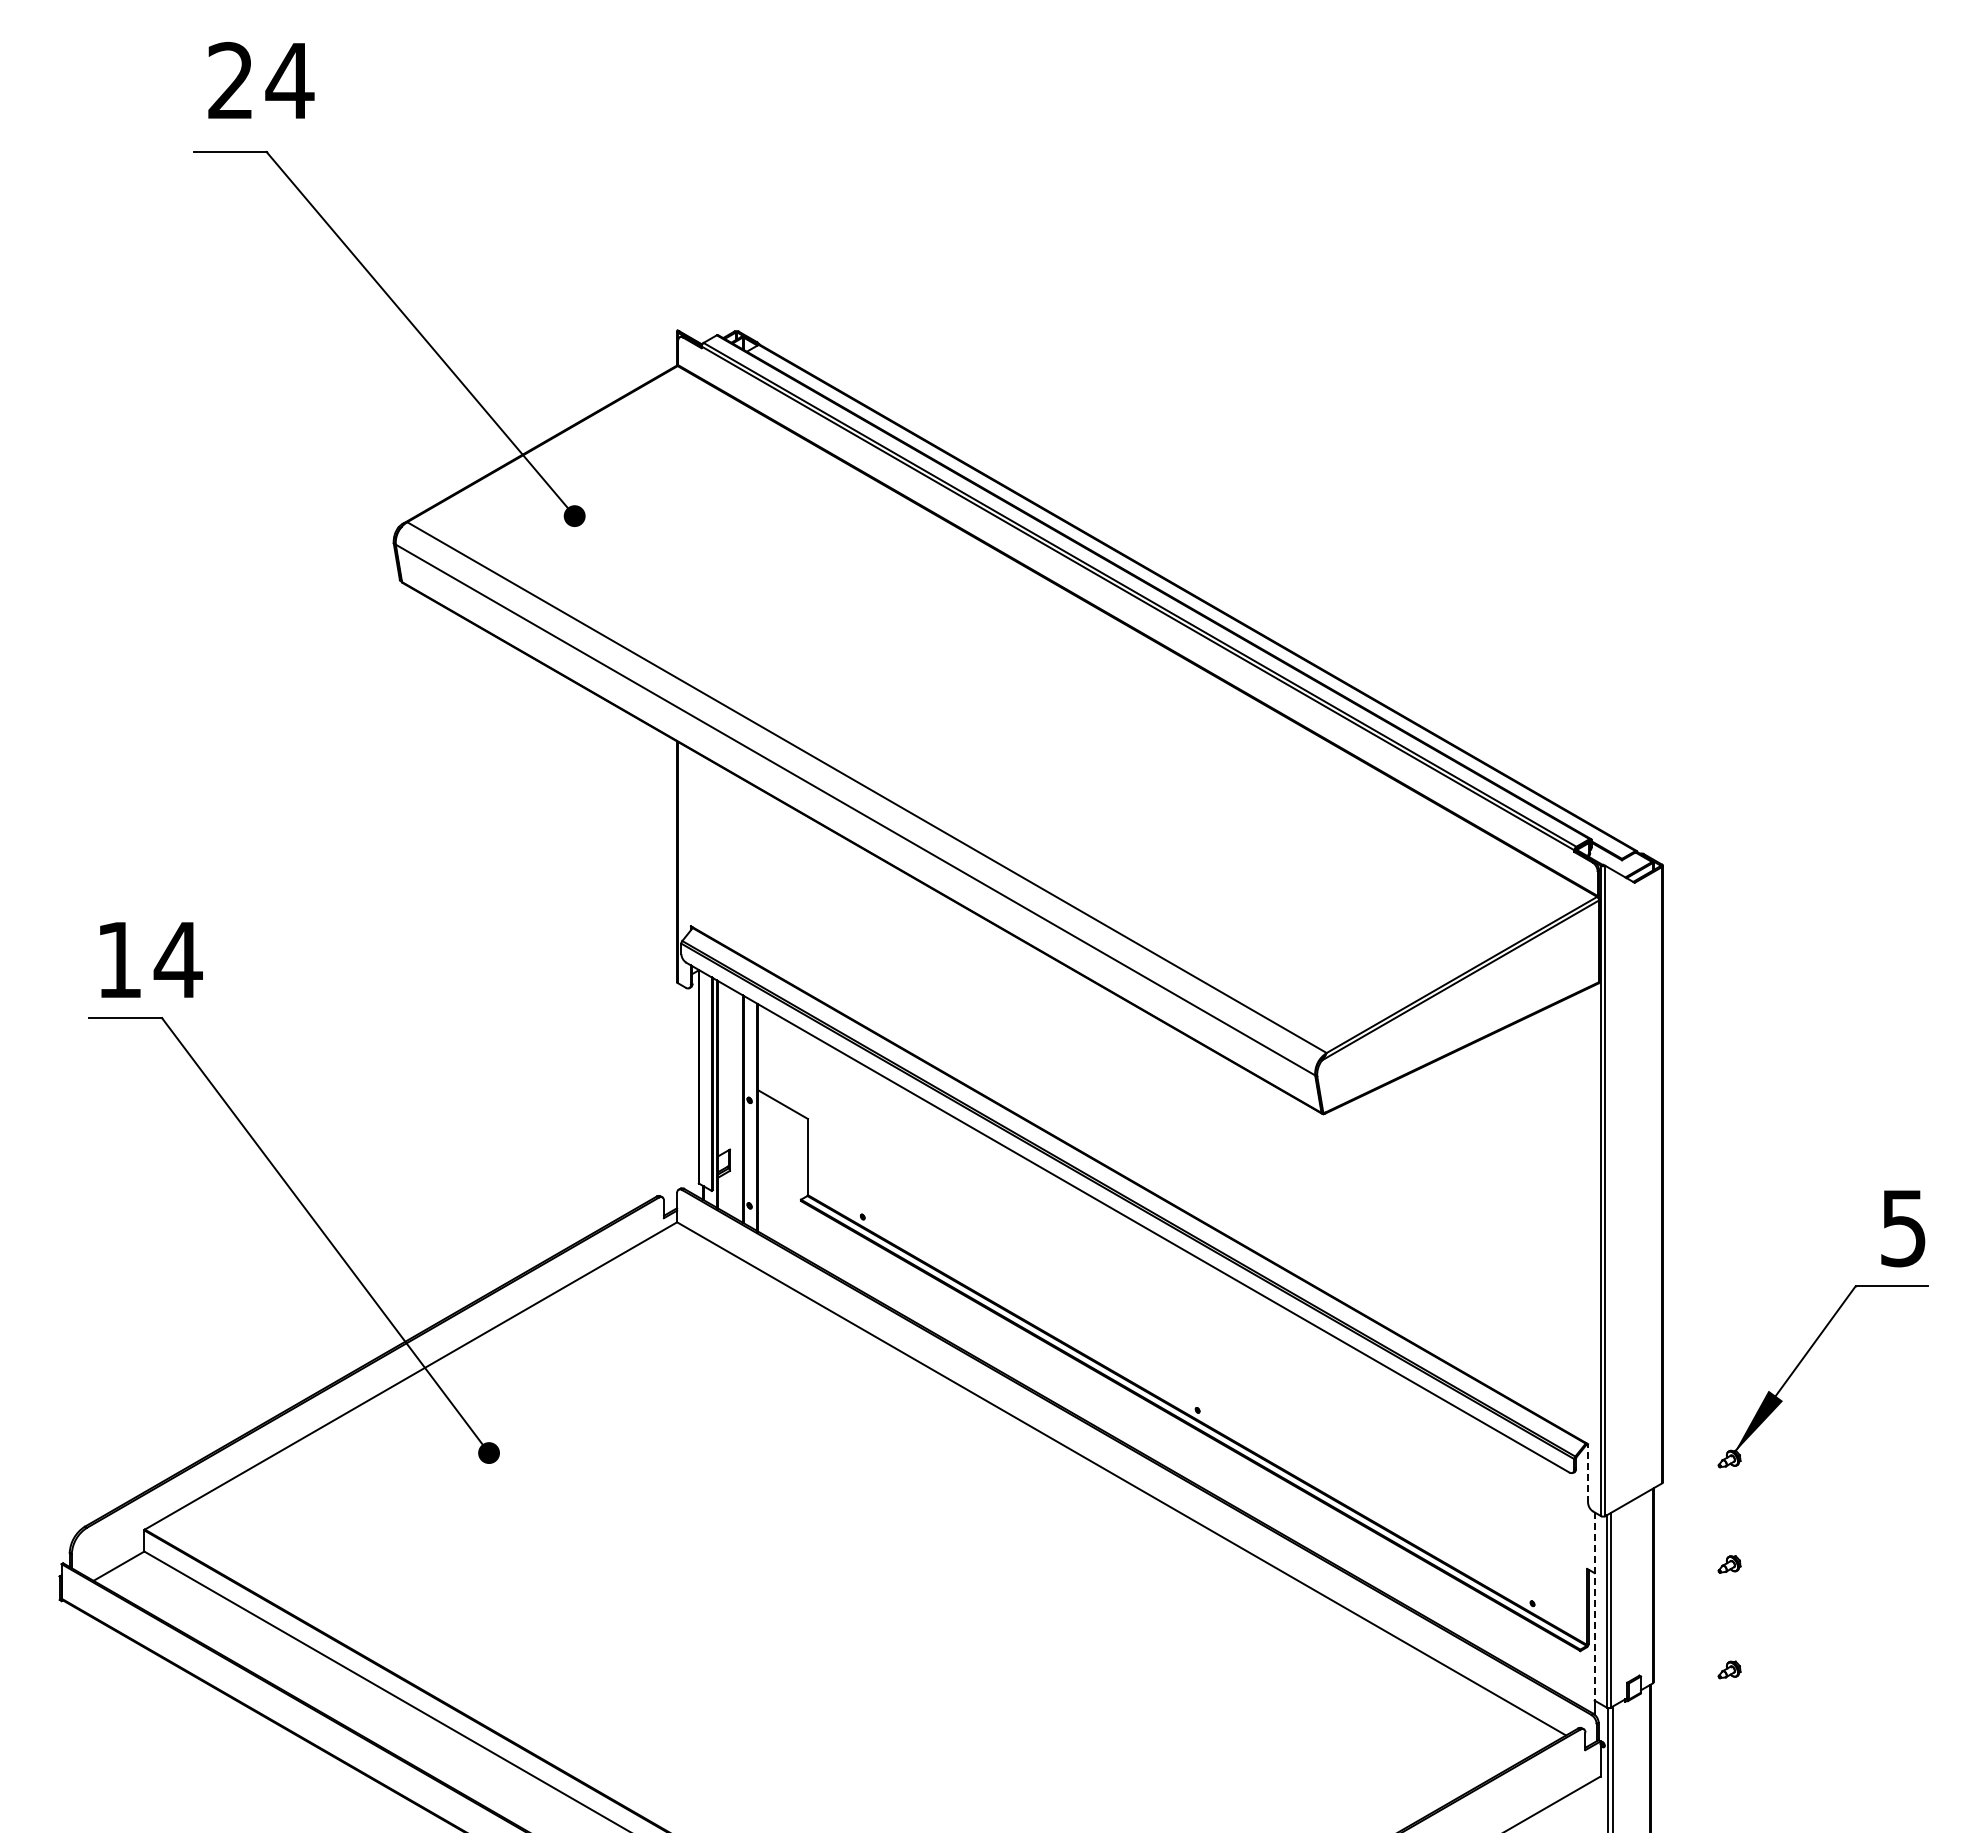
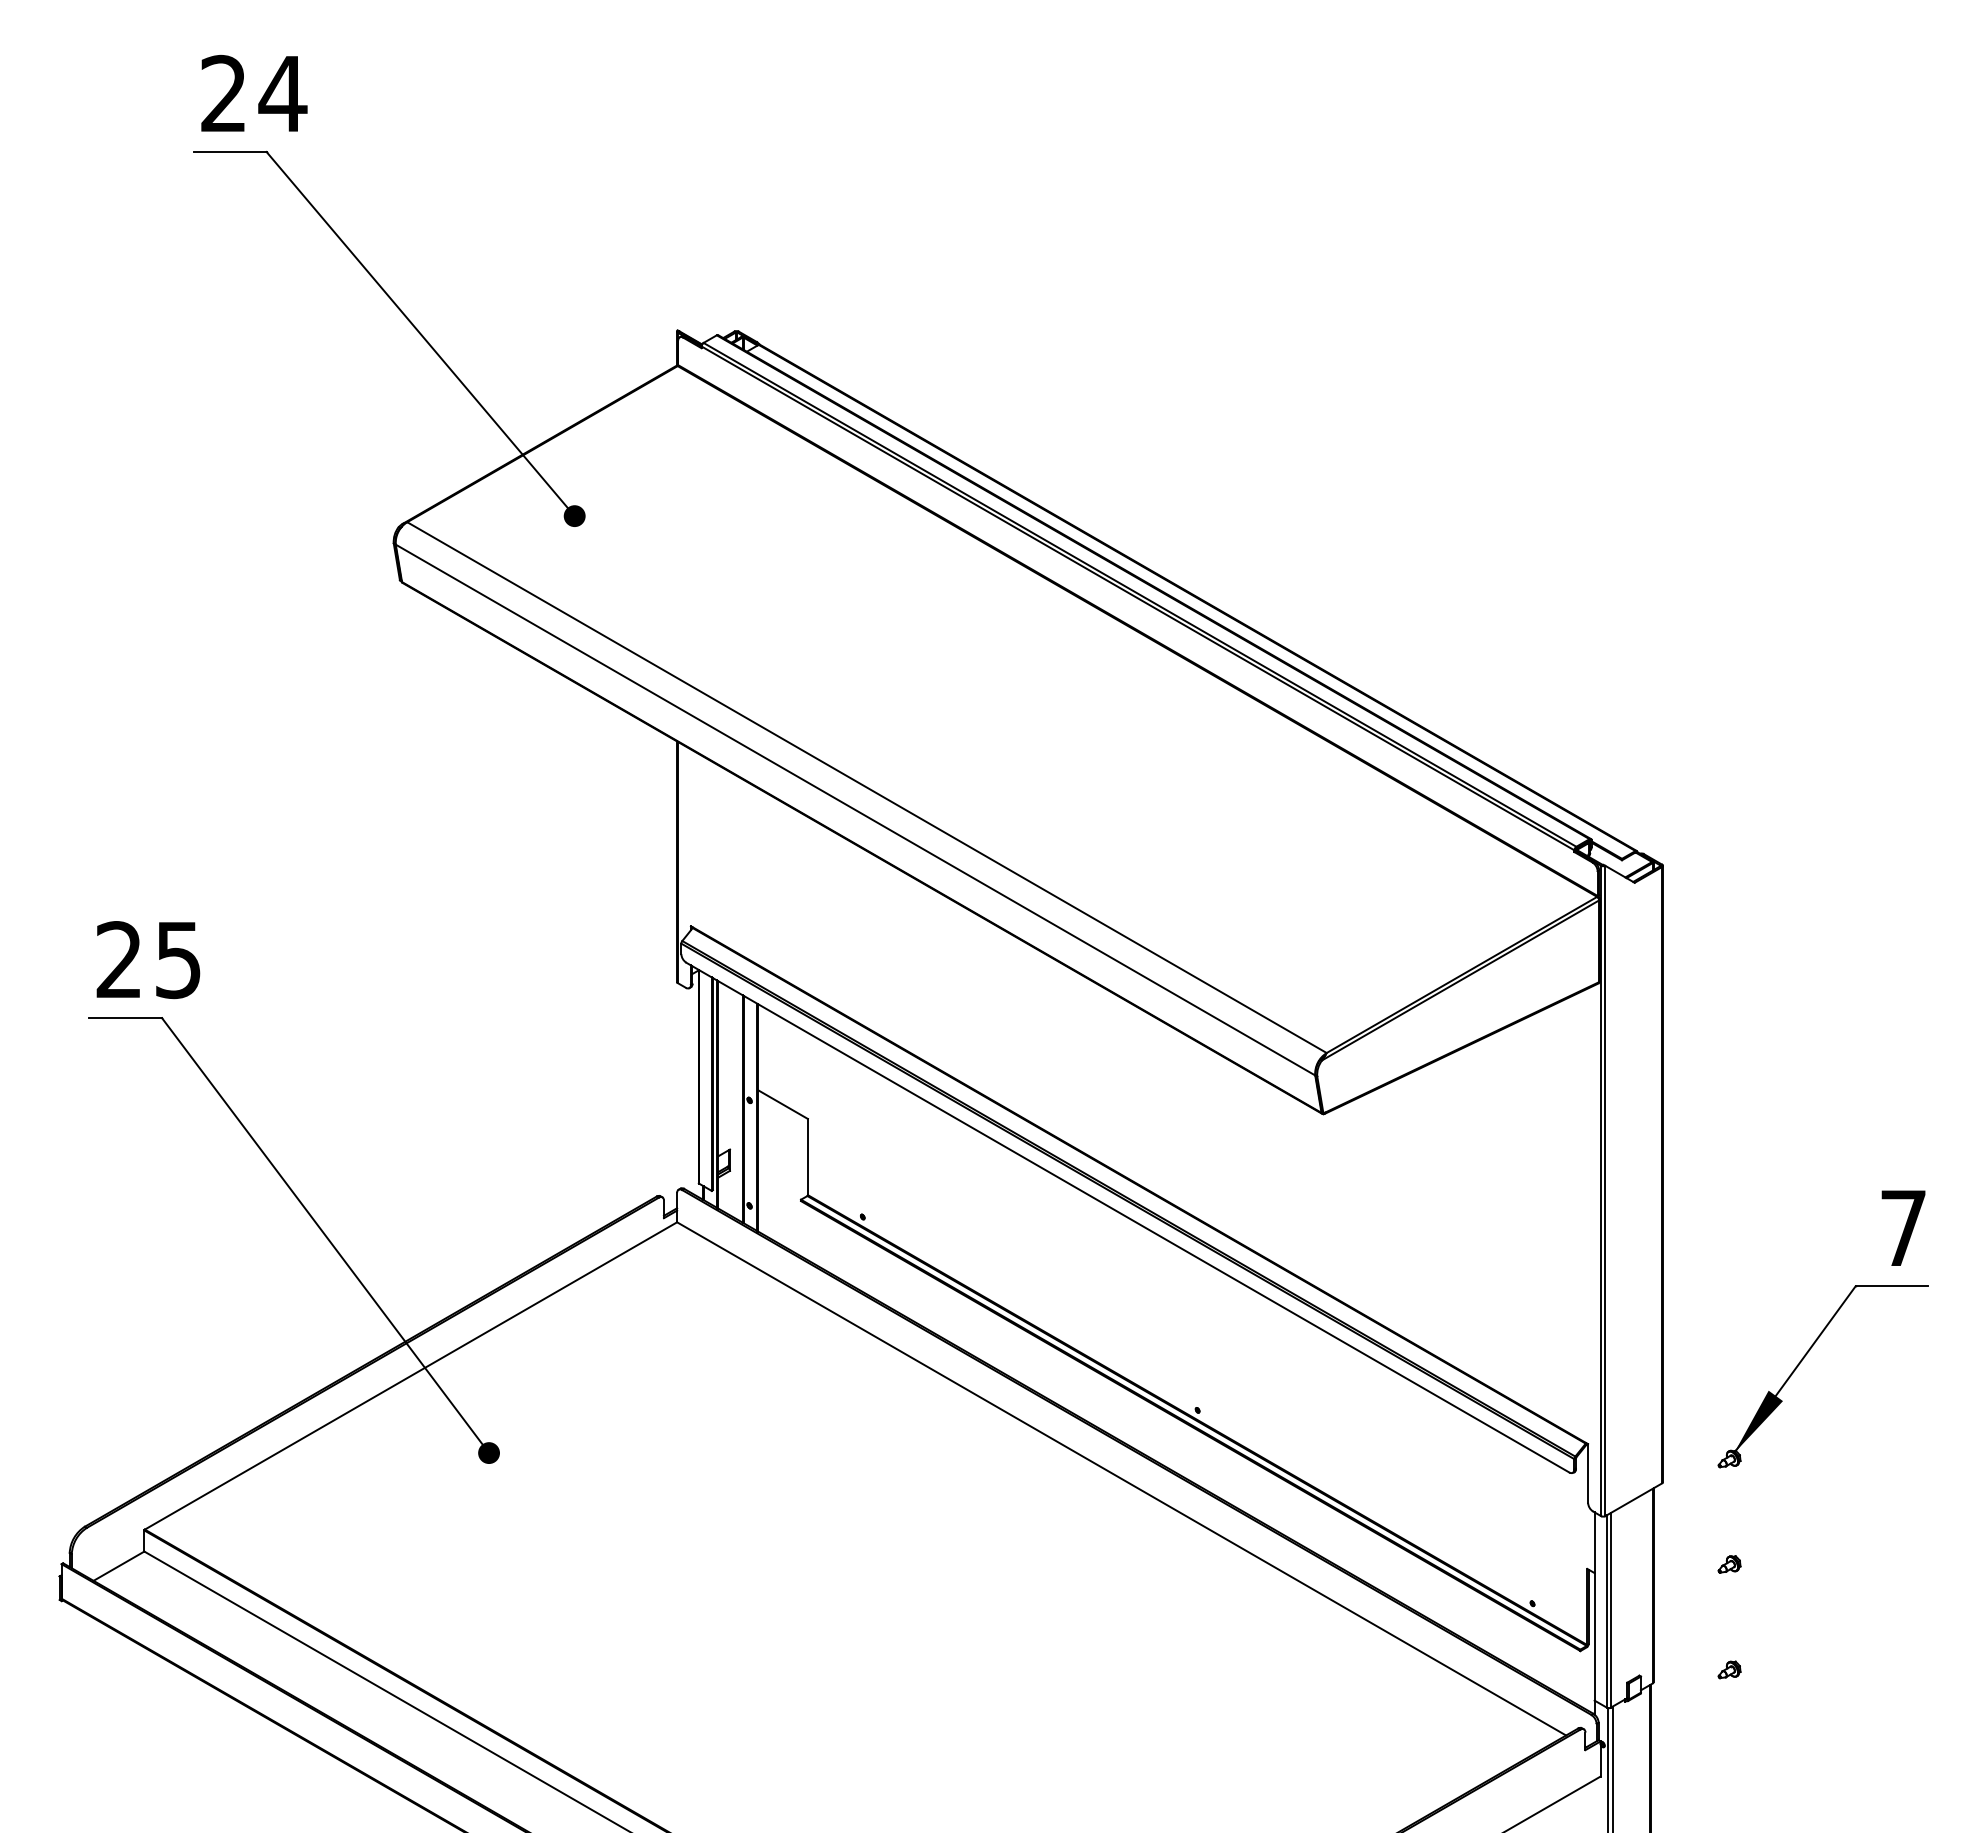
text position: (261, 80) -> (254, 93) (254, 93)
text: 14 -> 25 (149, 960)
text: 5 -> 7 (1903, 1228)
line: dashed -> solid (1588, 1472)
line: dashed -> solid (1594, 1607)
